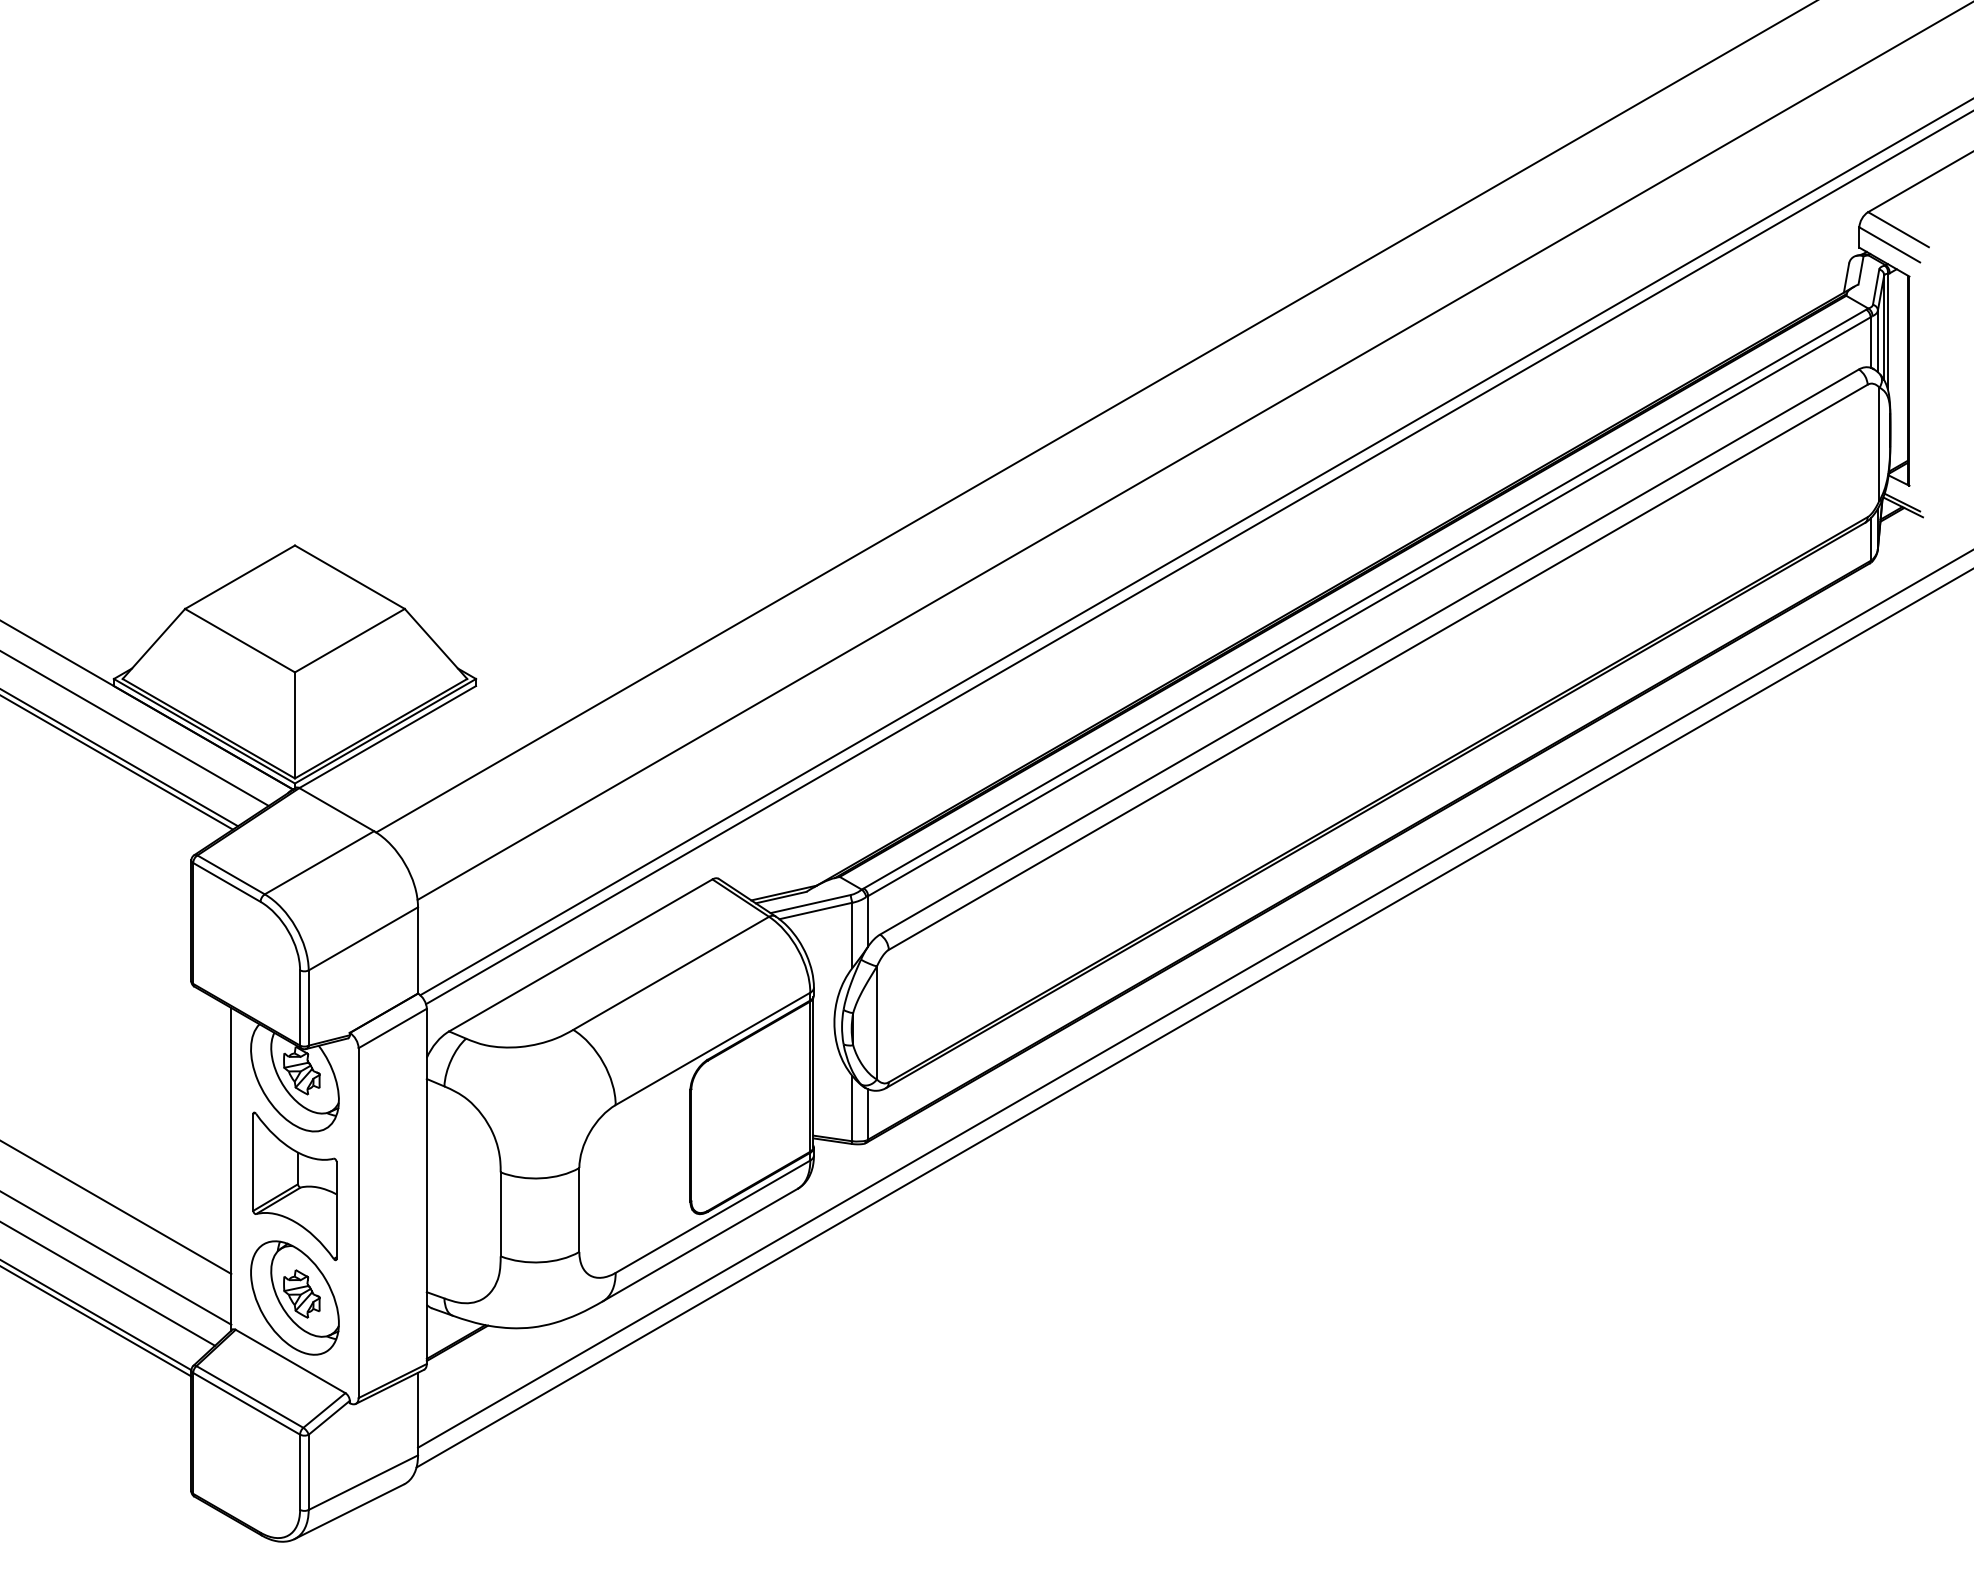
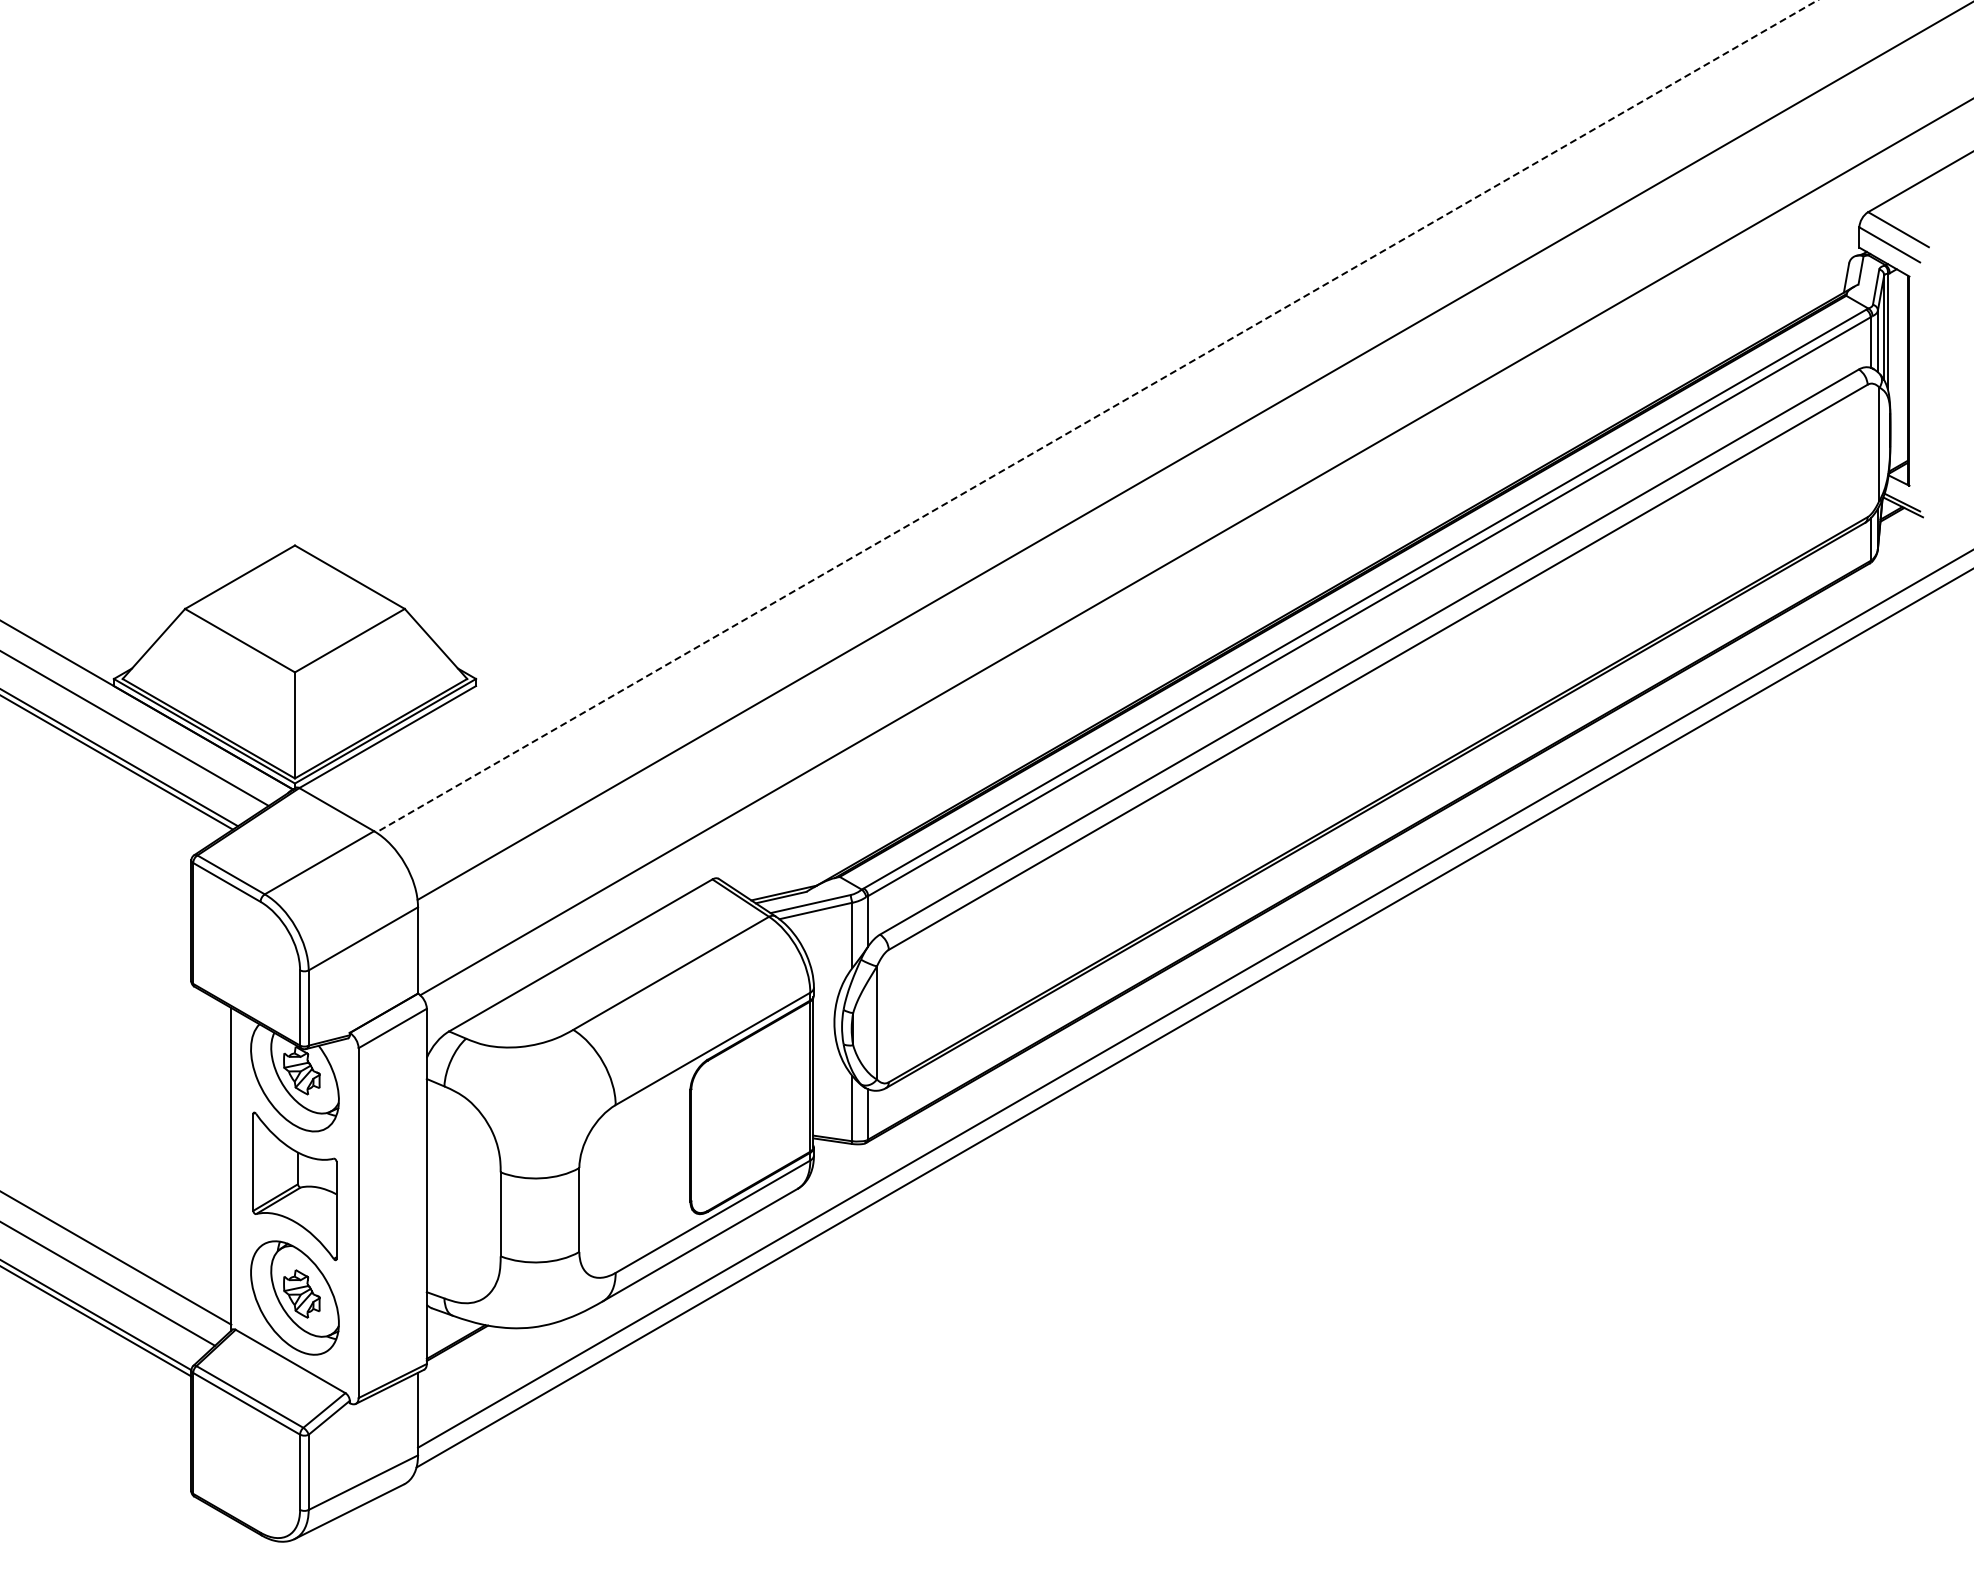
line: solid -> dashed (1096, 416)
line: present -> none (1198, 558)
line: present -> none (116, 1207)
